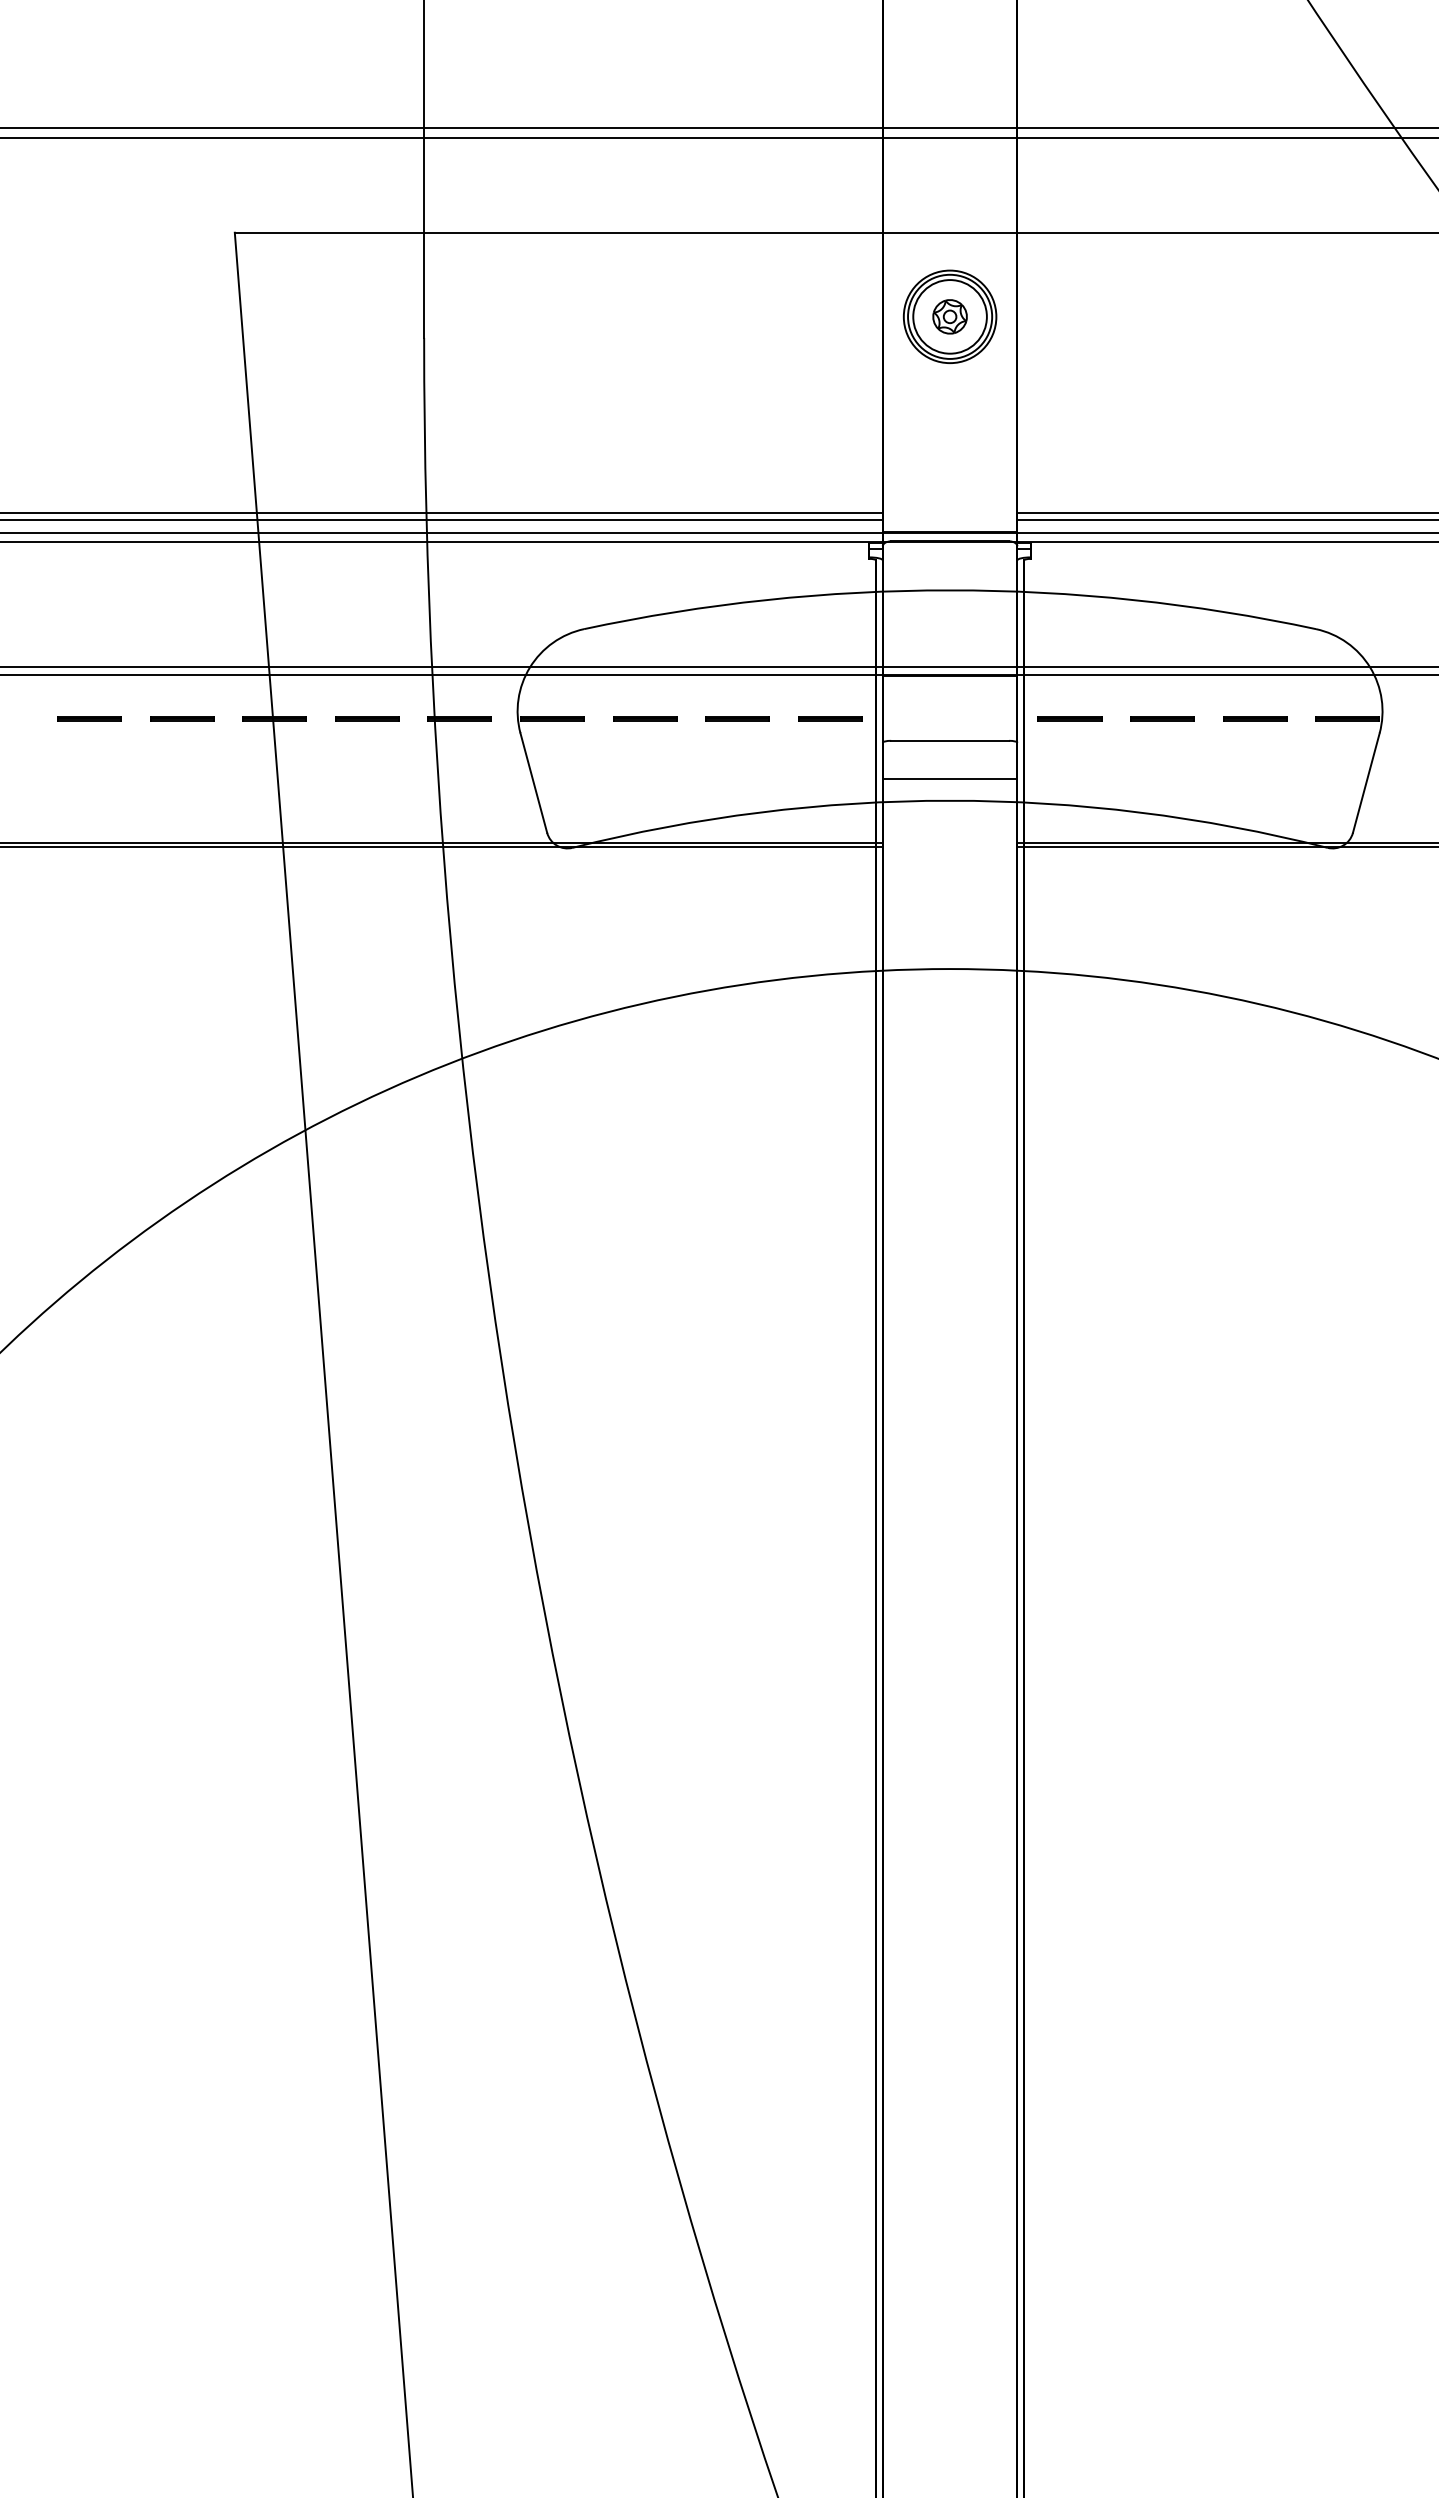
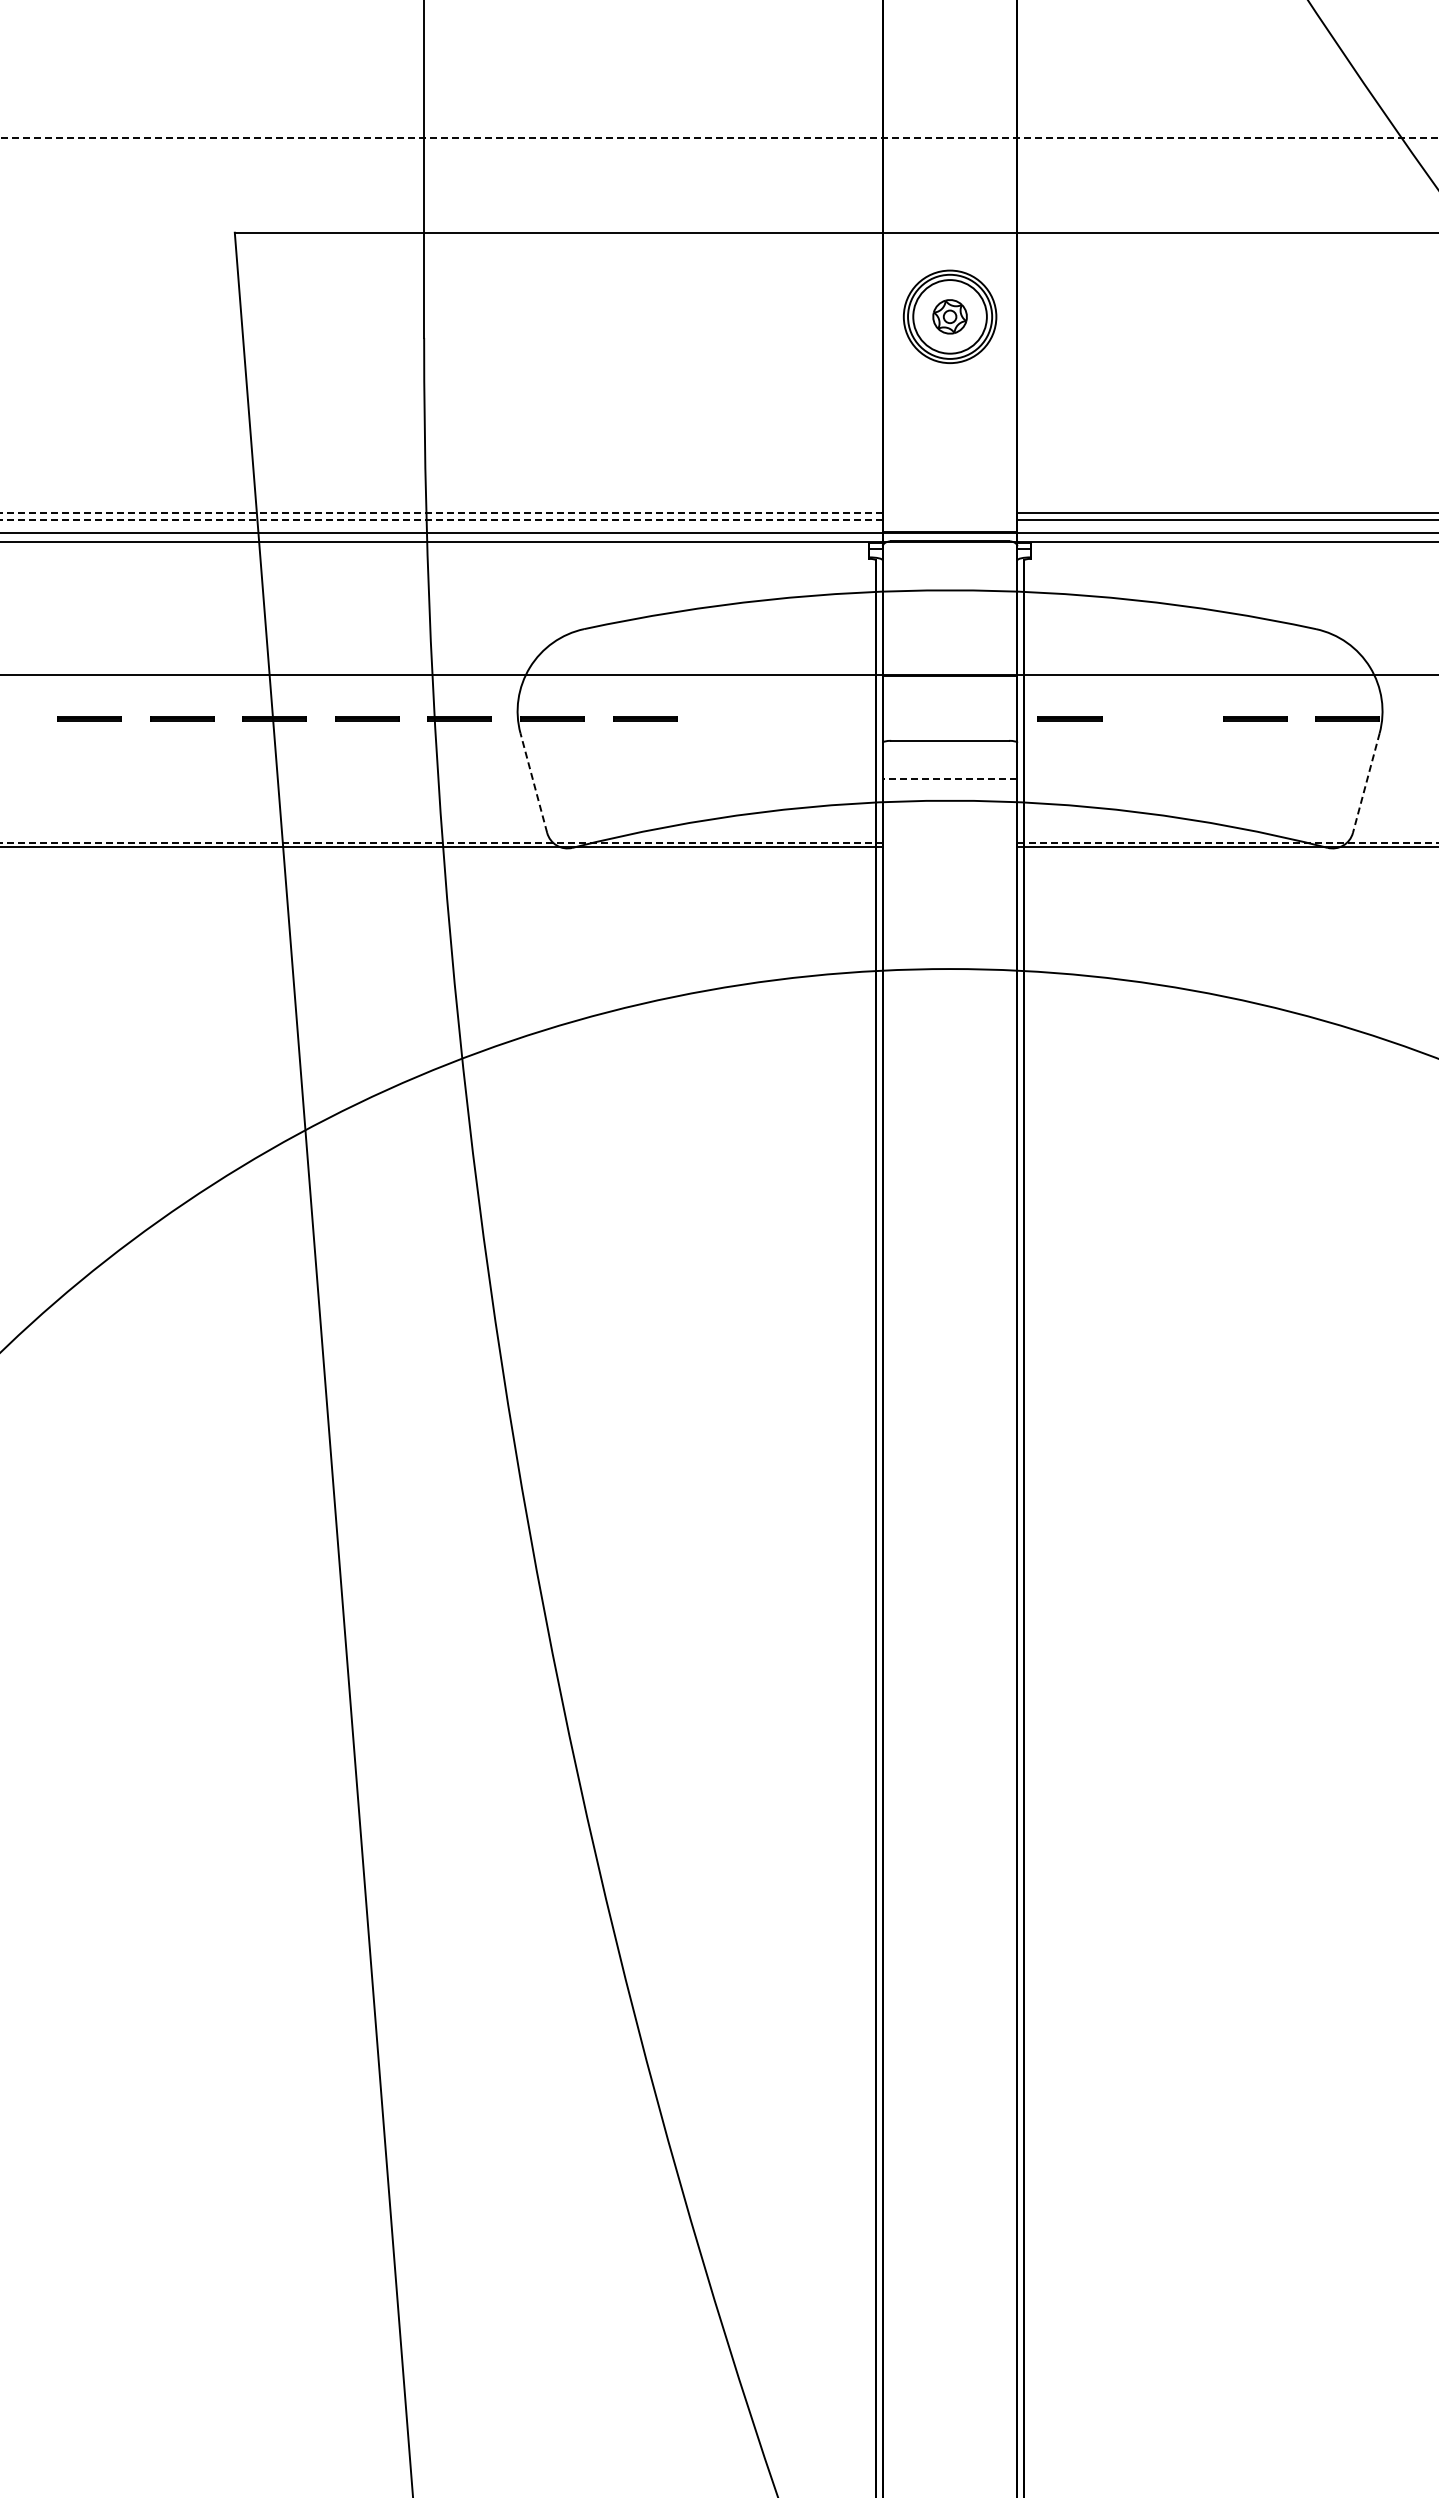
line: present -> none (718, 127)
line: solid -> dashed (719, 138)
line: solid -> dashed (441, 512)
line: solid -> dashed (441, 519)
line: present -> none (718, 666)
part: present -> none (737, 718)
part: present -> none (830, 718)
part: present -> none (1162, 718)
line: solid -> dashed (949, 778)
line: solid -> dashed (533, 783)
line: solid -> dashed (1366, 783)
line: solid -> dashed (441, 842)
line: solid -> dashed (1227, 842)
